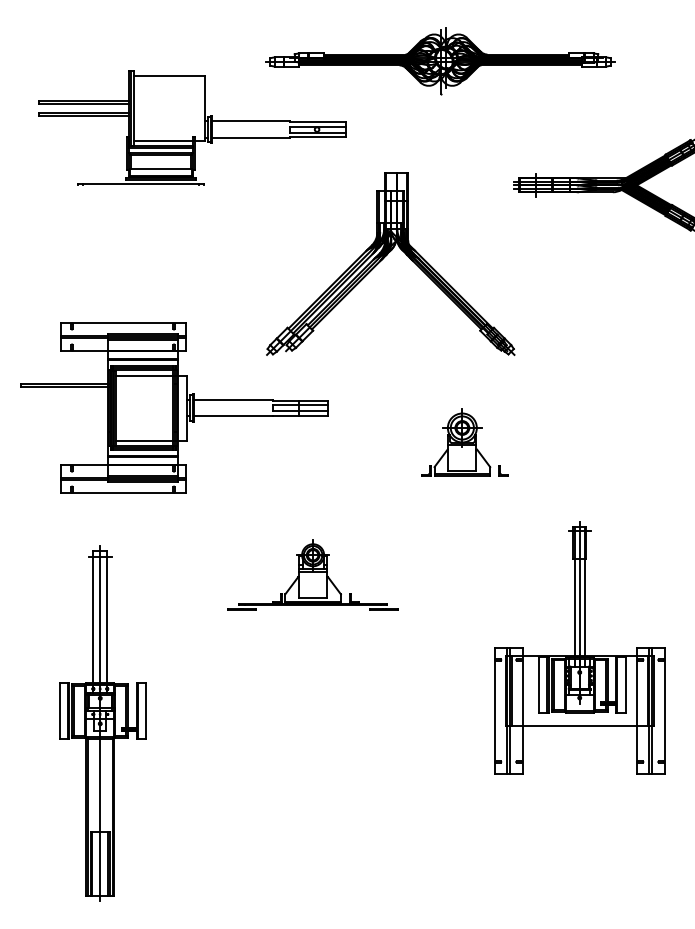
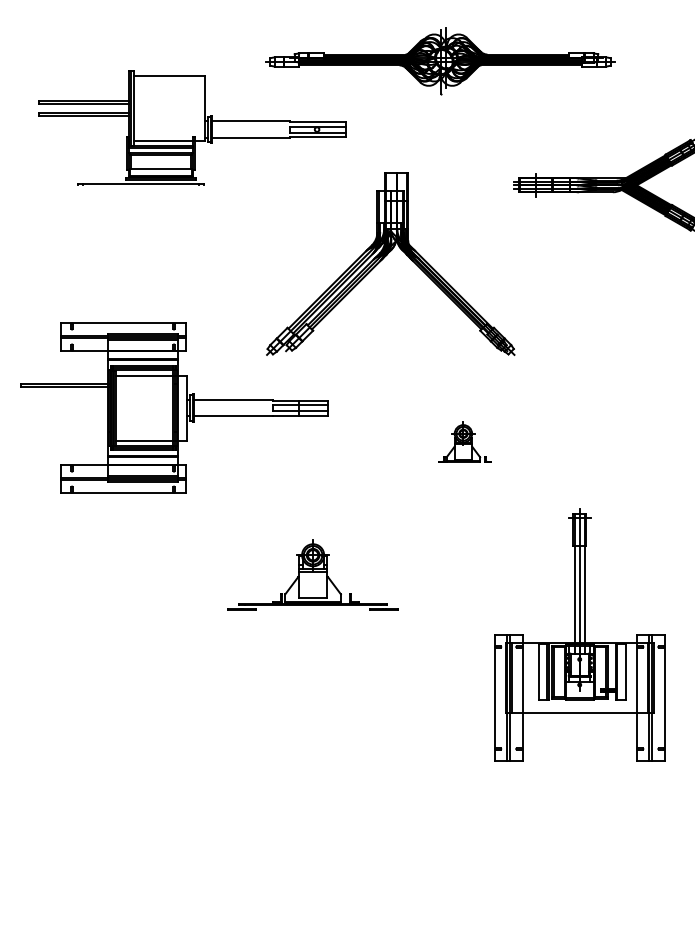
part size: 88x69 px -> 54x42 px (464, 441)
part position: (579, 647) -> (579, 634) (579, 634)
part: present -> none (102, 723)
